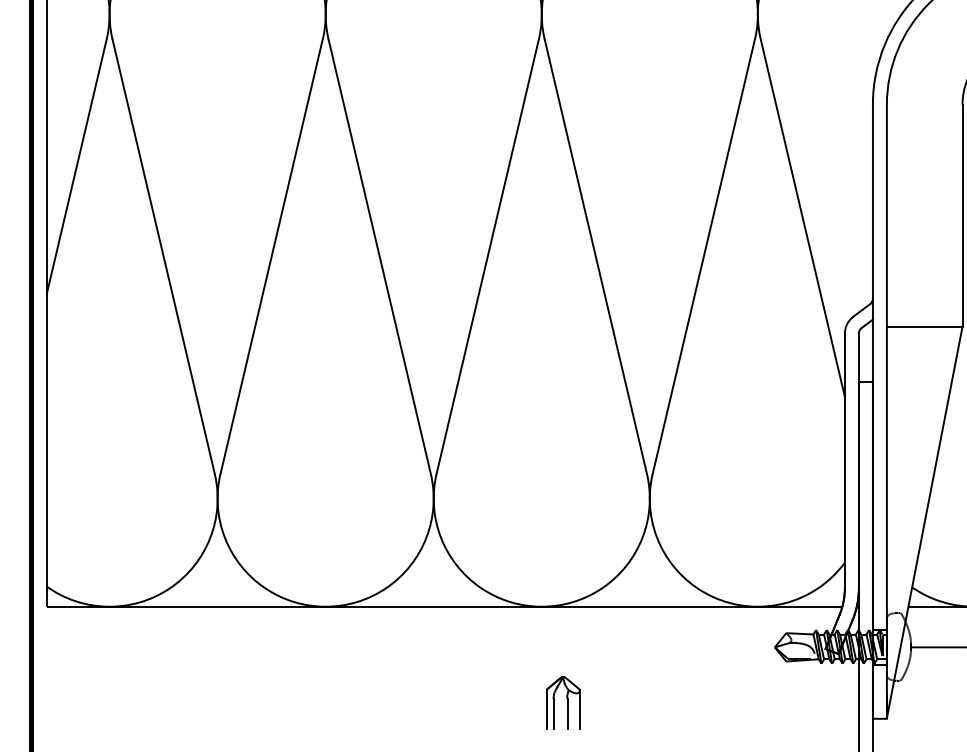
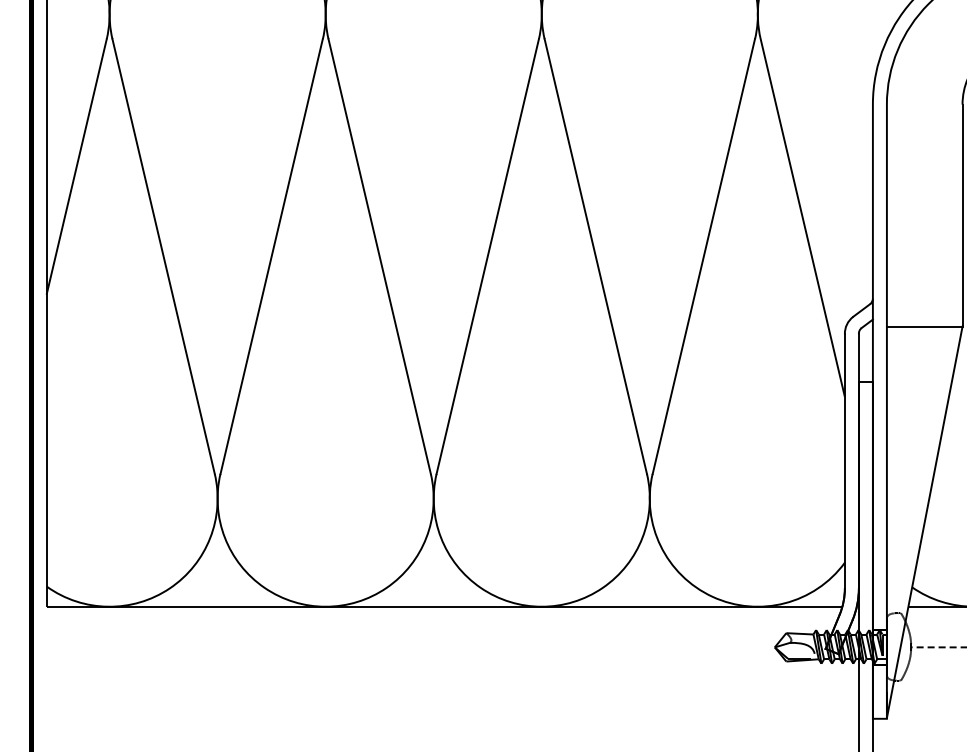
line: solid -> dashed (938, 647)
part: present -> none (563, 702)
